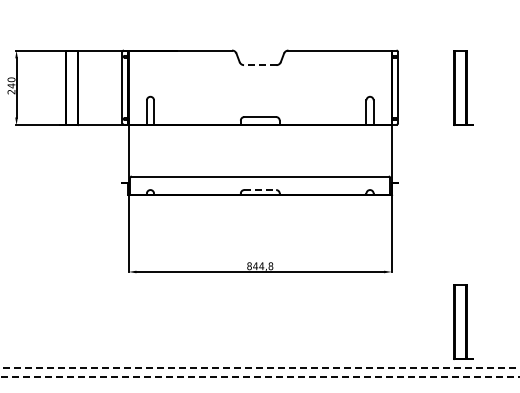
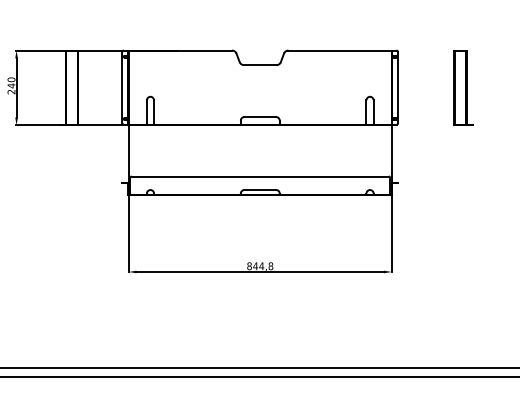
line: dashed -> solid (259, 65)
line: dashed -> solid (260, 190)
part: present -> none (463, 321)
line: dashed -> solid (260, 367)
line: dashed -> solid (260, 377)
